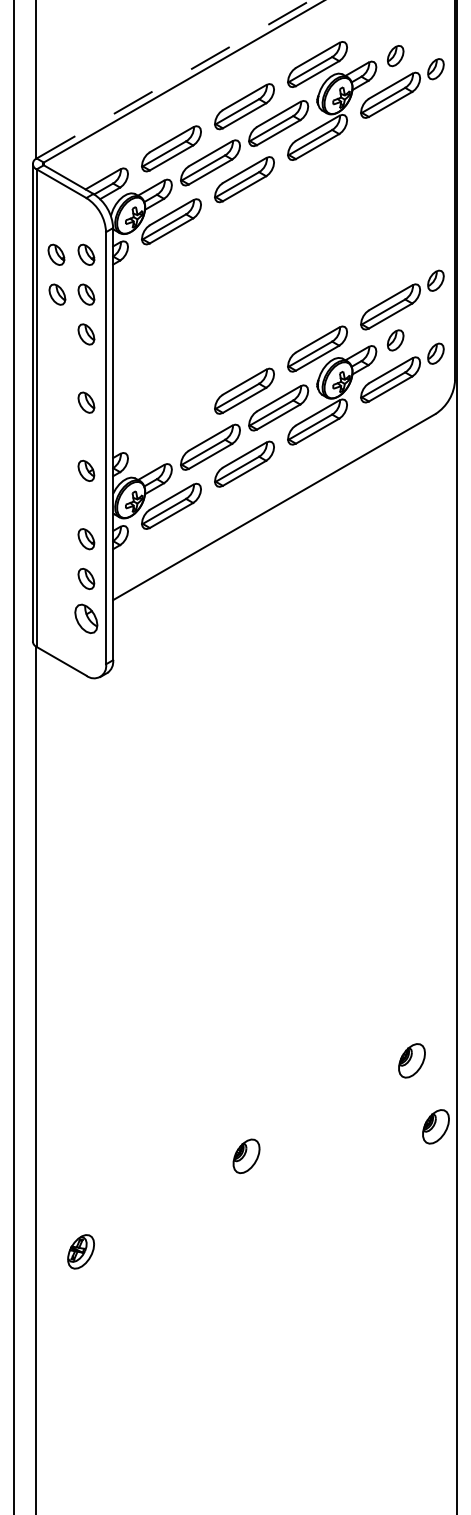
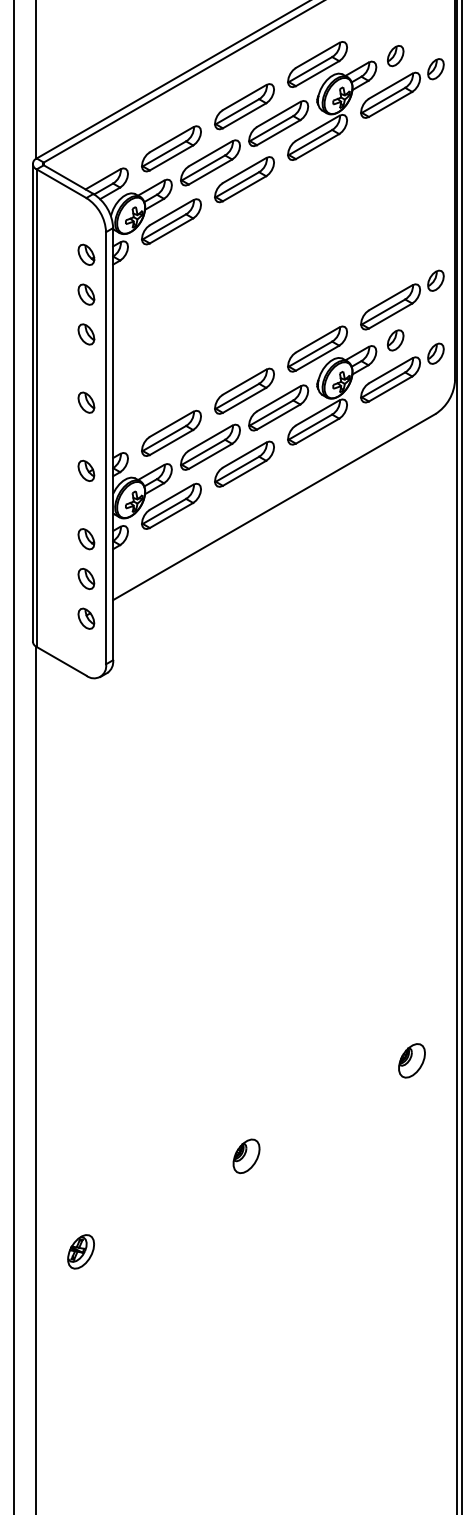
line: dashed -> solid (174, 79)
part: present -> none (56, 254)
part: present -> none (57, 294)
part: none -> present (171, 432)
part size: 25x31 px -> 19x23 px (86, 618)
line: none -> present (461, 756)
part: present -> none (435, 1126)
